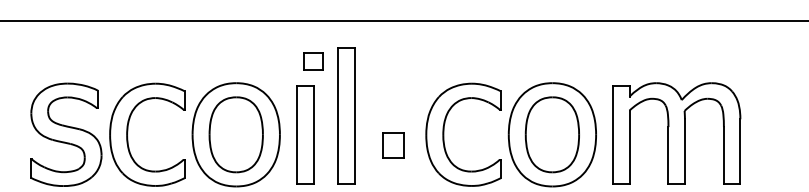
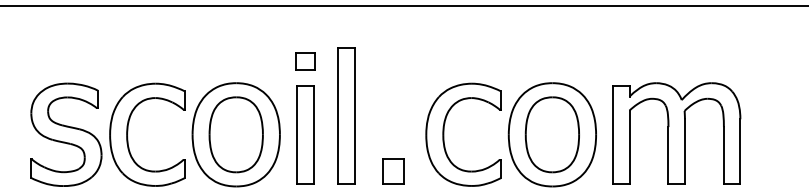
line position: (403, 20) -> (403, 5) (403, 5)
part position: (313, 61) -> (305, 61) (305, 61)
part position: (393, 145) -> (393, 171) (393, 171)
